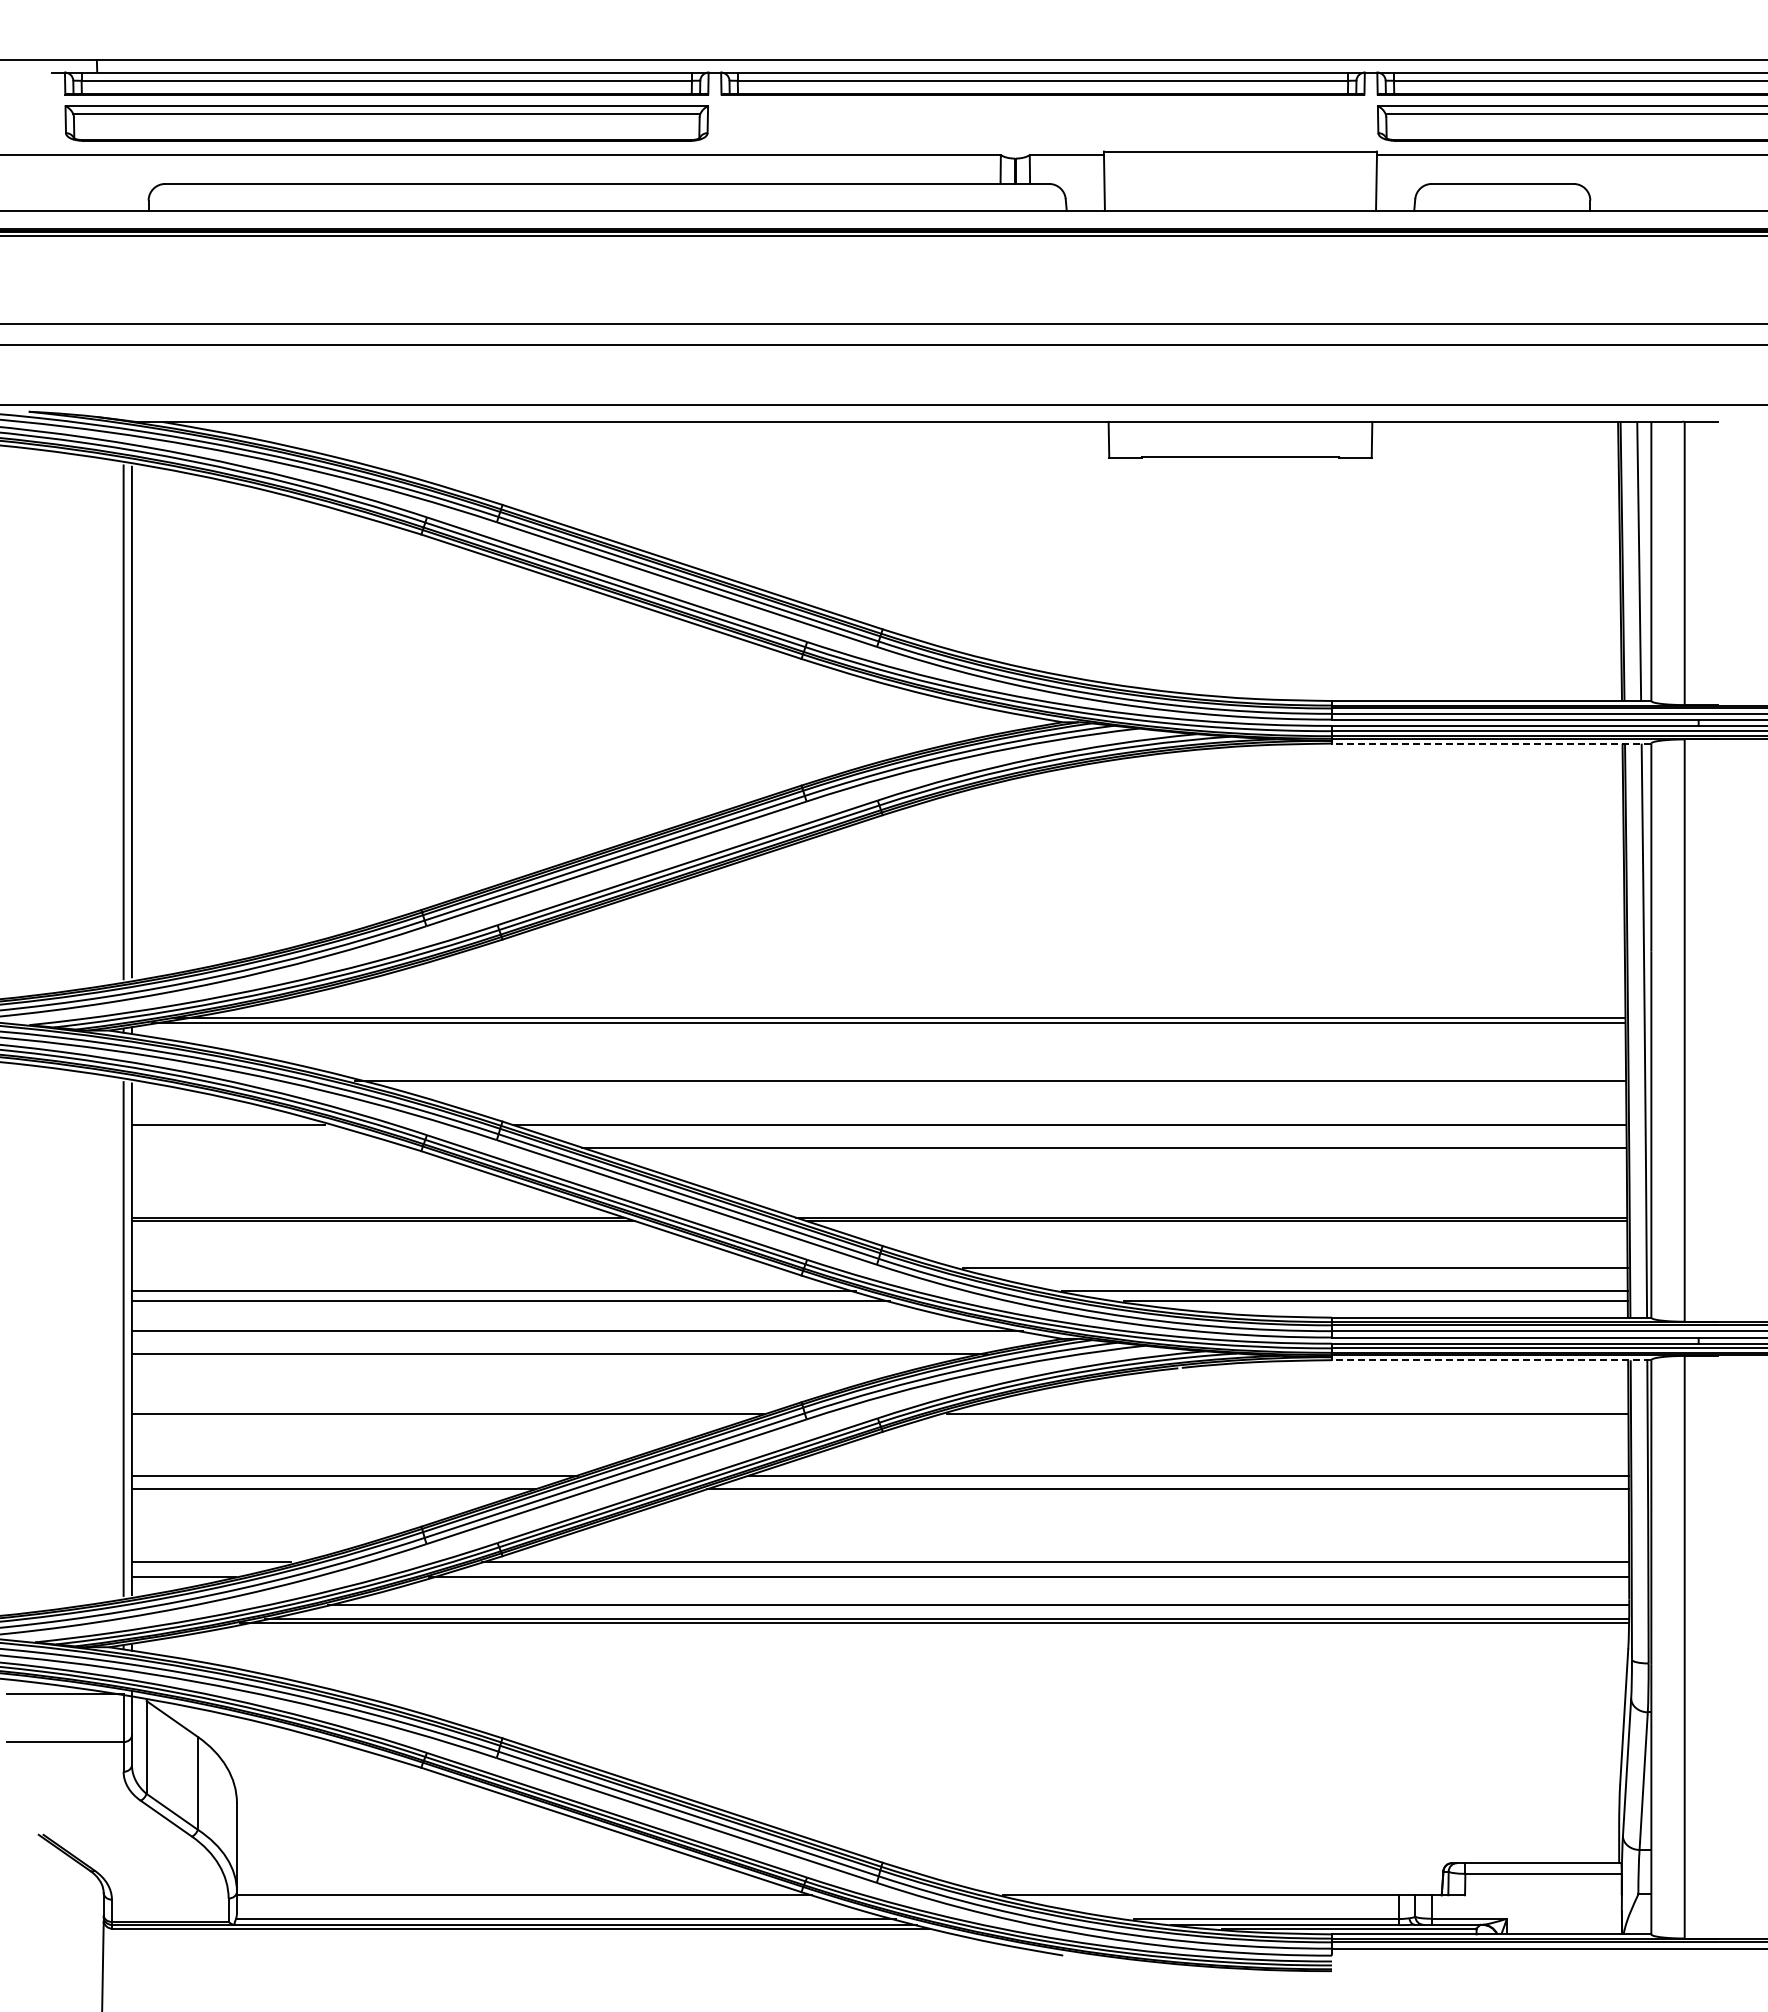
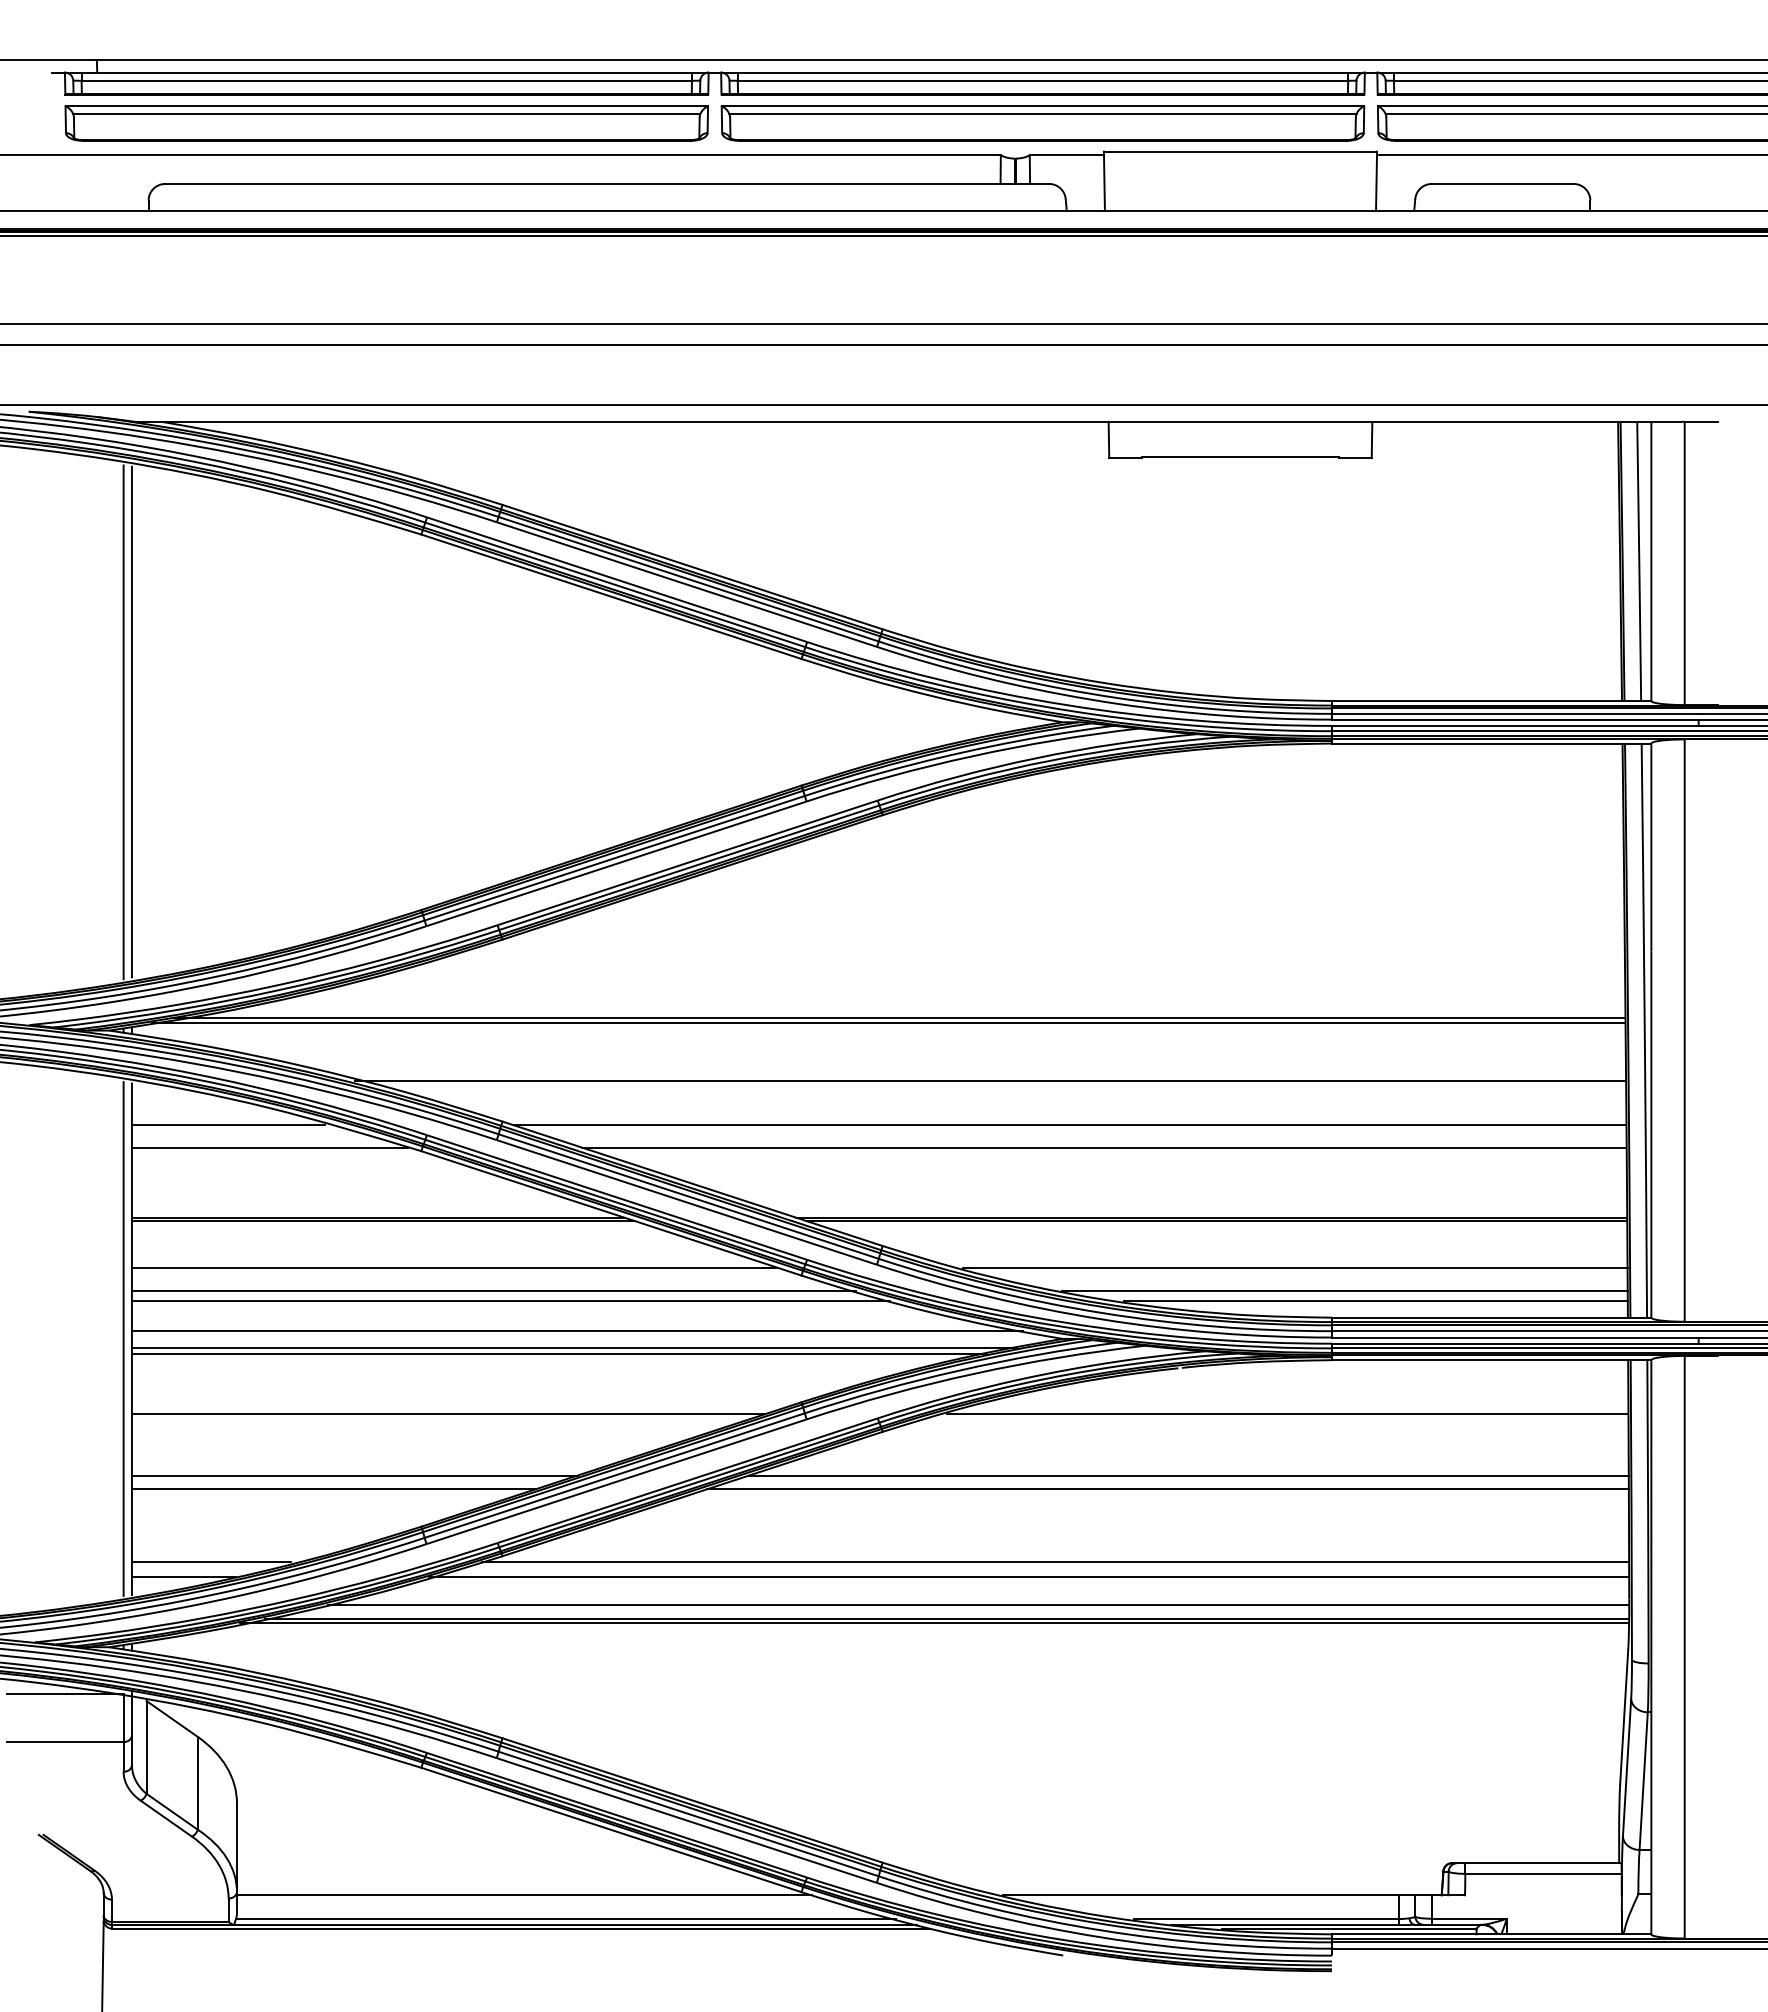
part: none -> present (1042, 123)
line: dashed -> solid (1491, 743)
line: none -> present (269, 1147)
line: none -> present (454, 1267)
line: none -> present (573, 1348)
line: dashed -> solid (1491, 1360)
